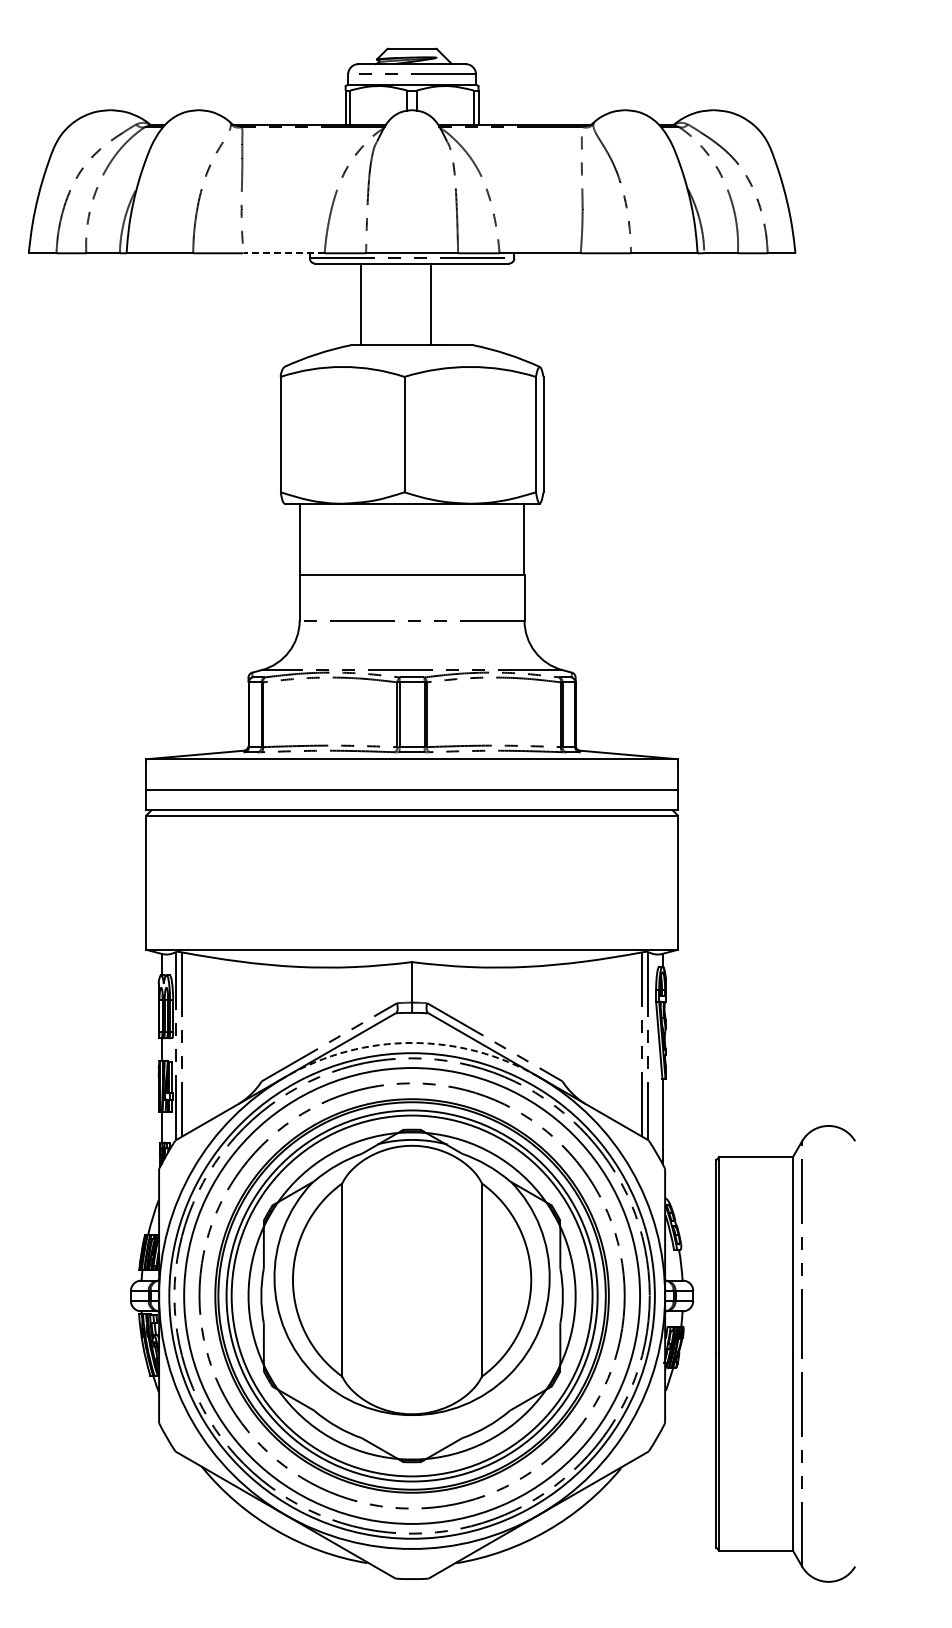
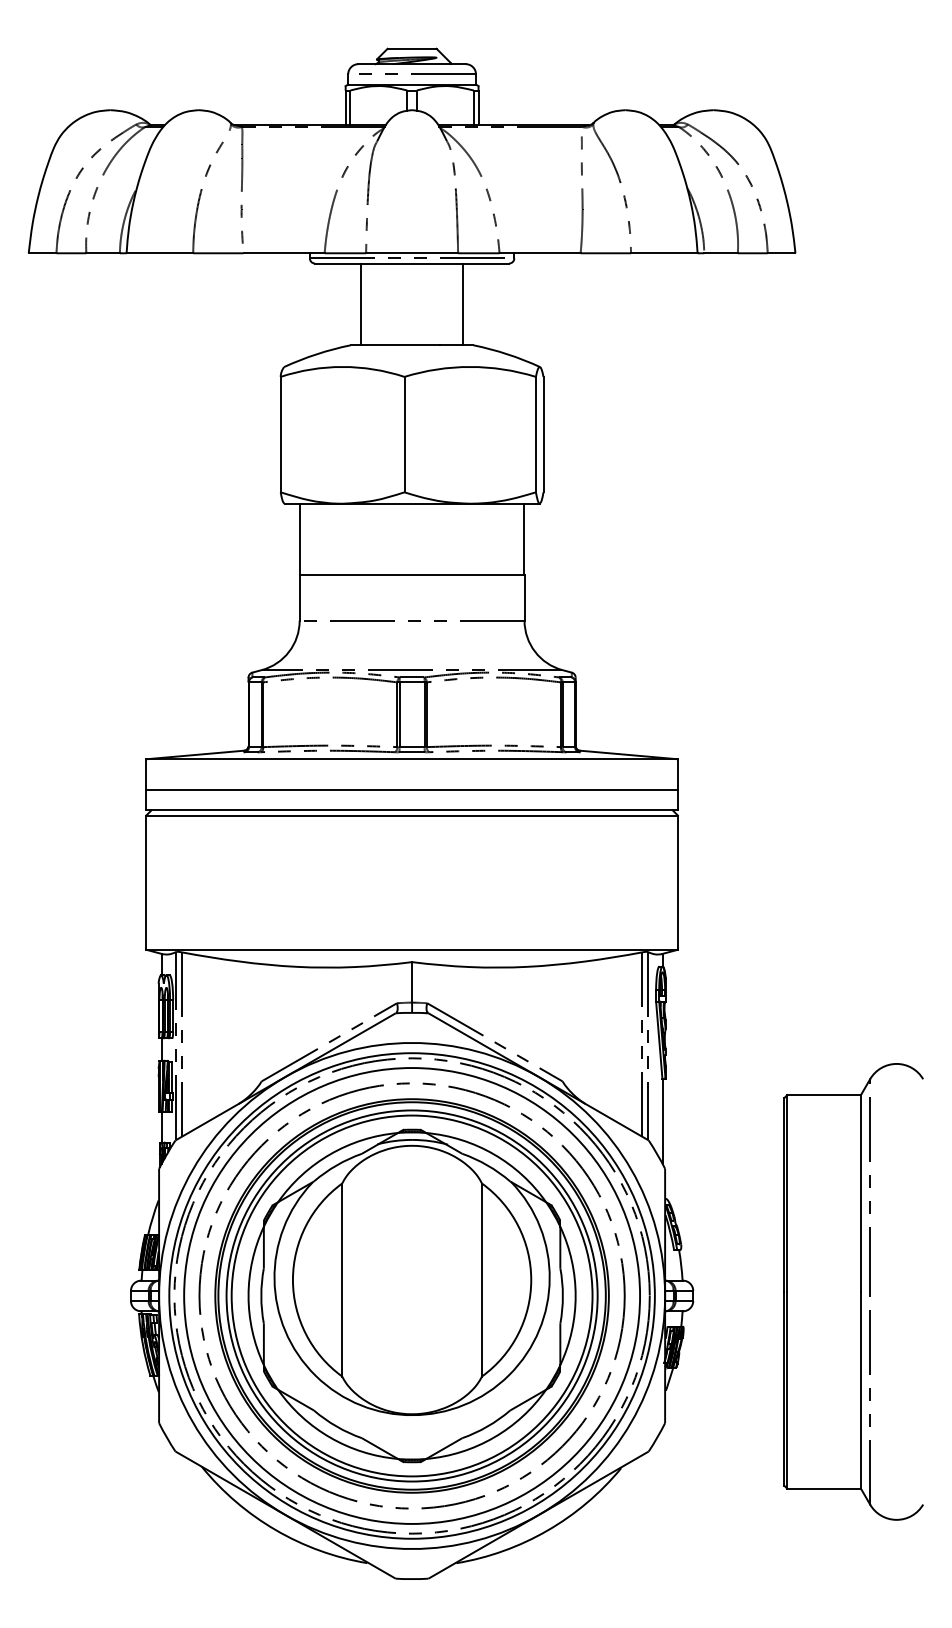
line: dashed -> solid (284, 253)
line position: (431, 304) -> (463, 304) (463, 304)
arc: dashed -> solid (412, 1042)
part position: (785, 1353) -> (853, 1291) (853, 1291)
